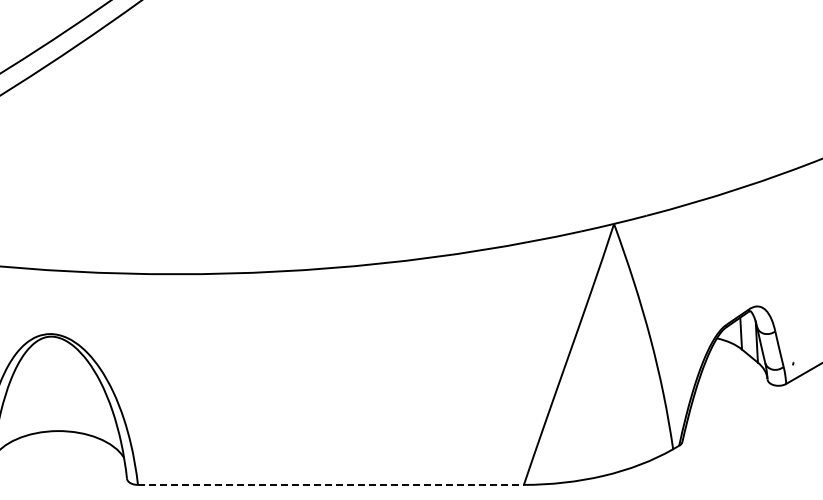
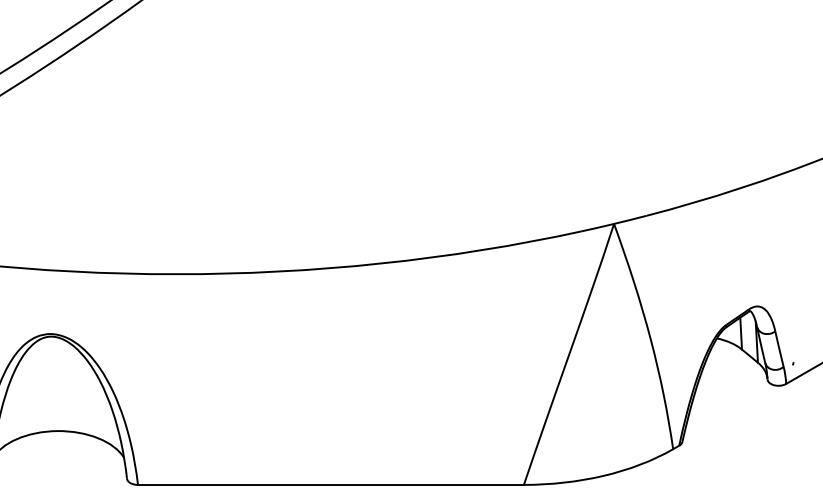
line: dashed -> solid (330, 484)
